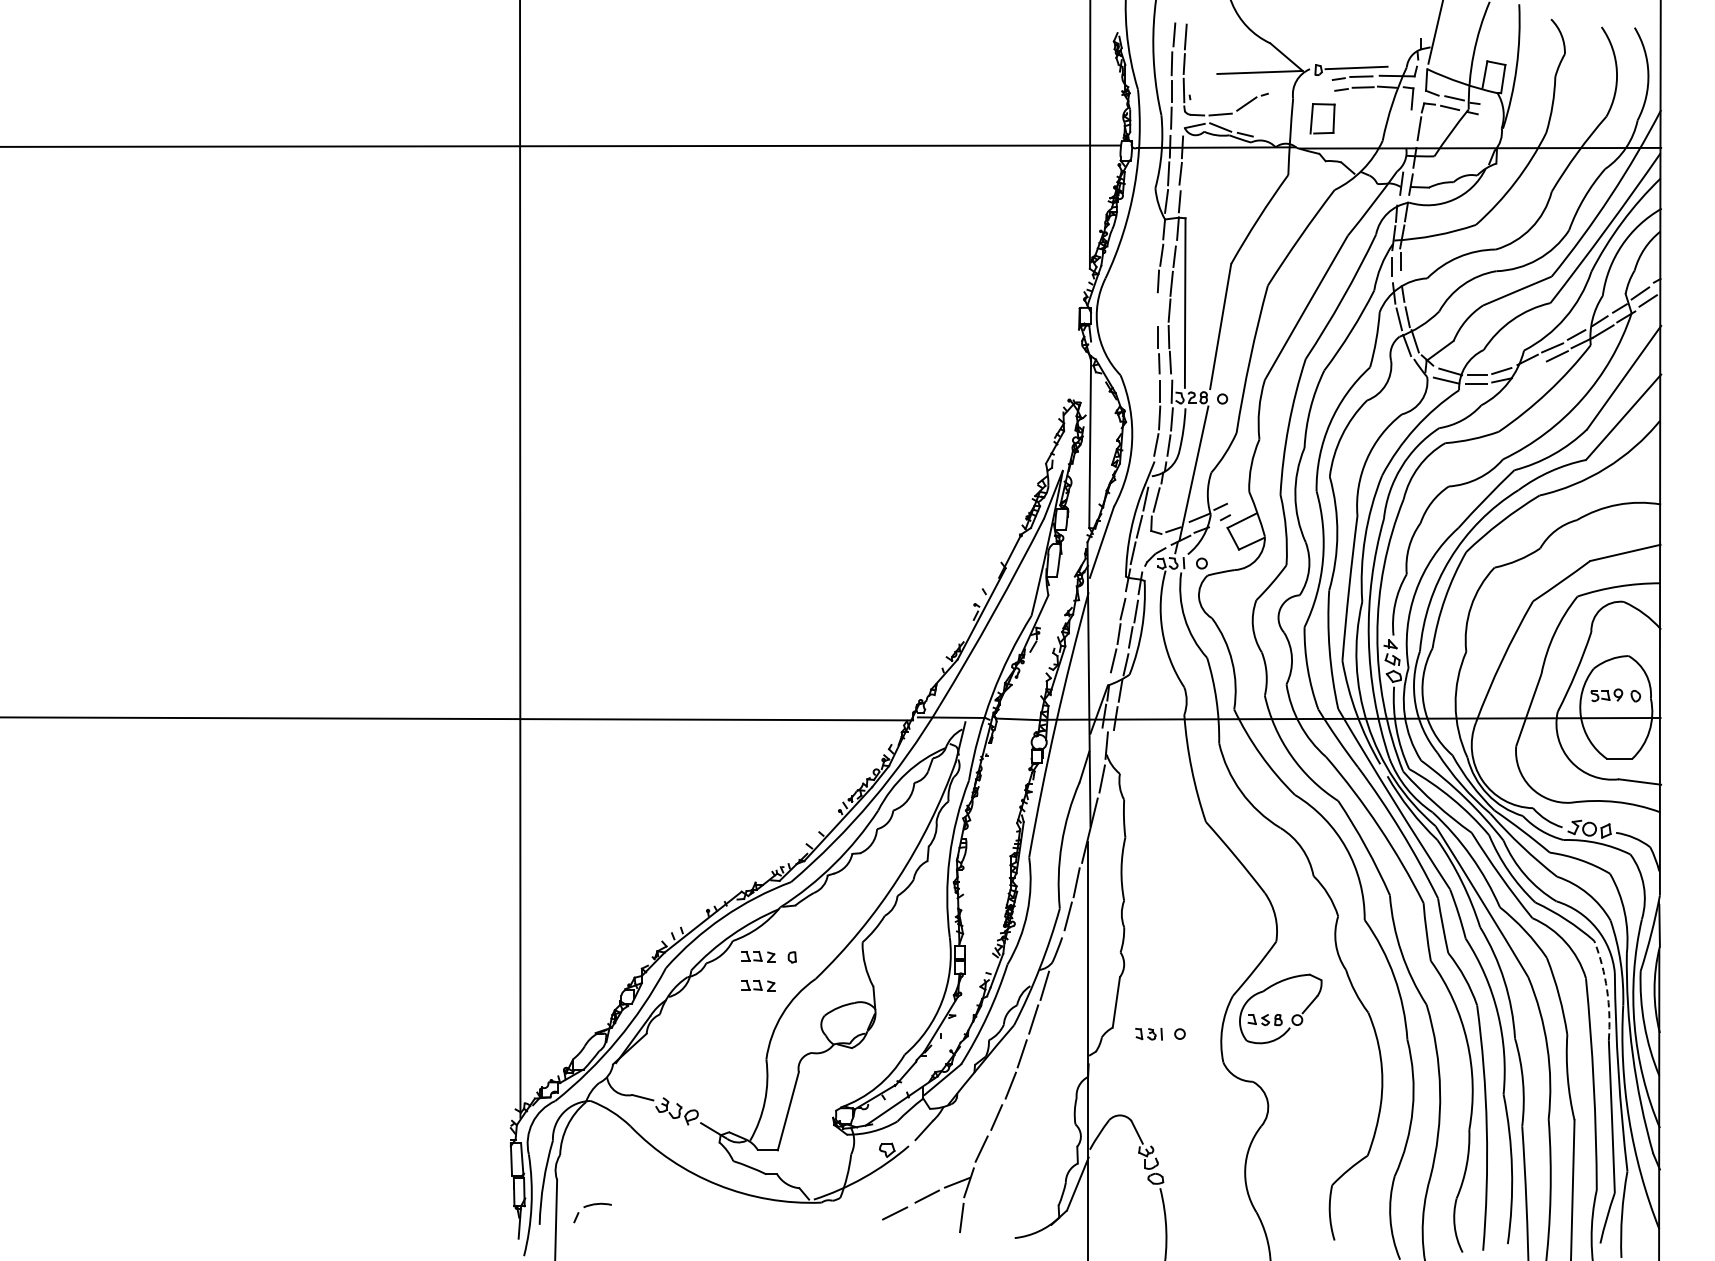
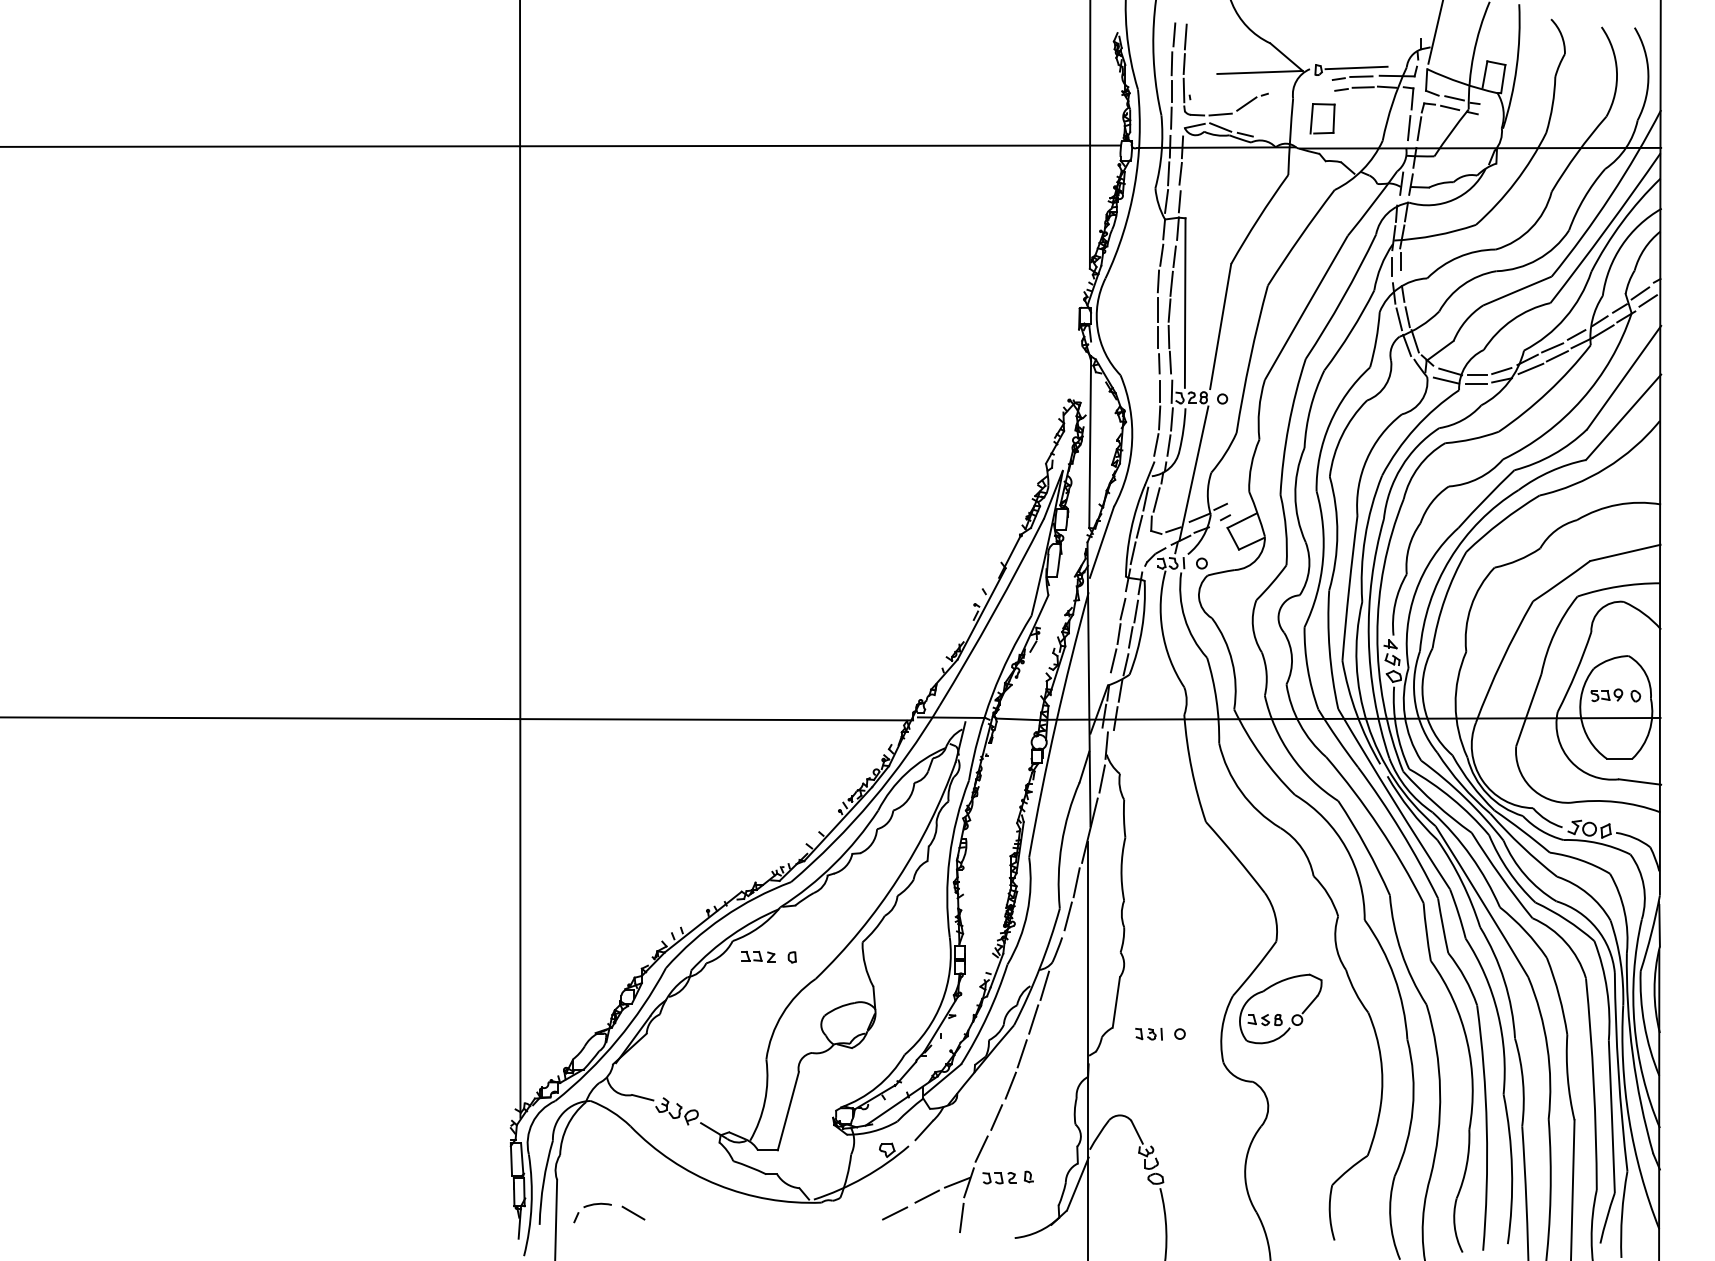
line: none -> present (1408, 128)
line: none -> present (1157, 309)
line: none -> present (1530, 368)
part: present -> none (758, 985)
arc: dashed -> solid (1607, 989)
part: none -> present (1007, 1177)
line: none -> present (633, 1212)
